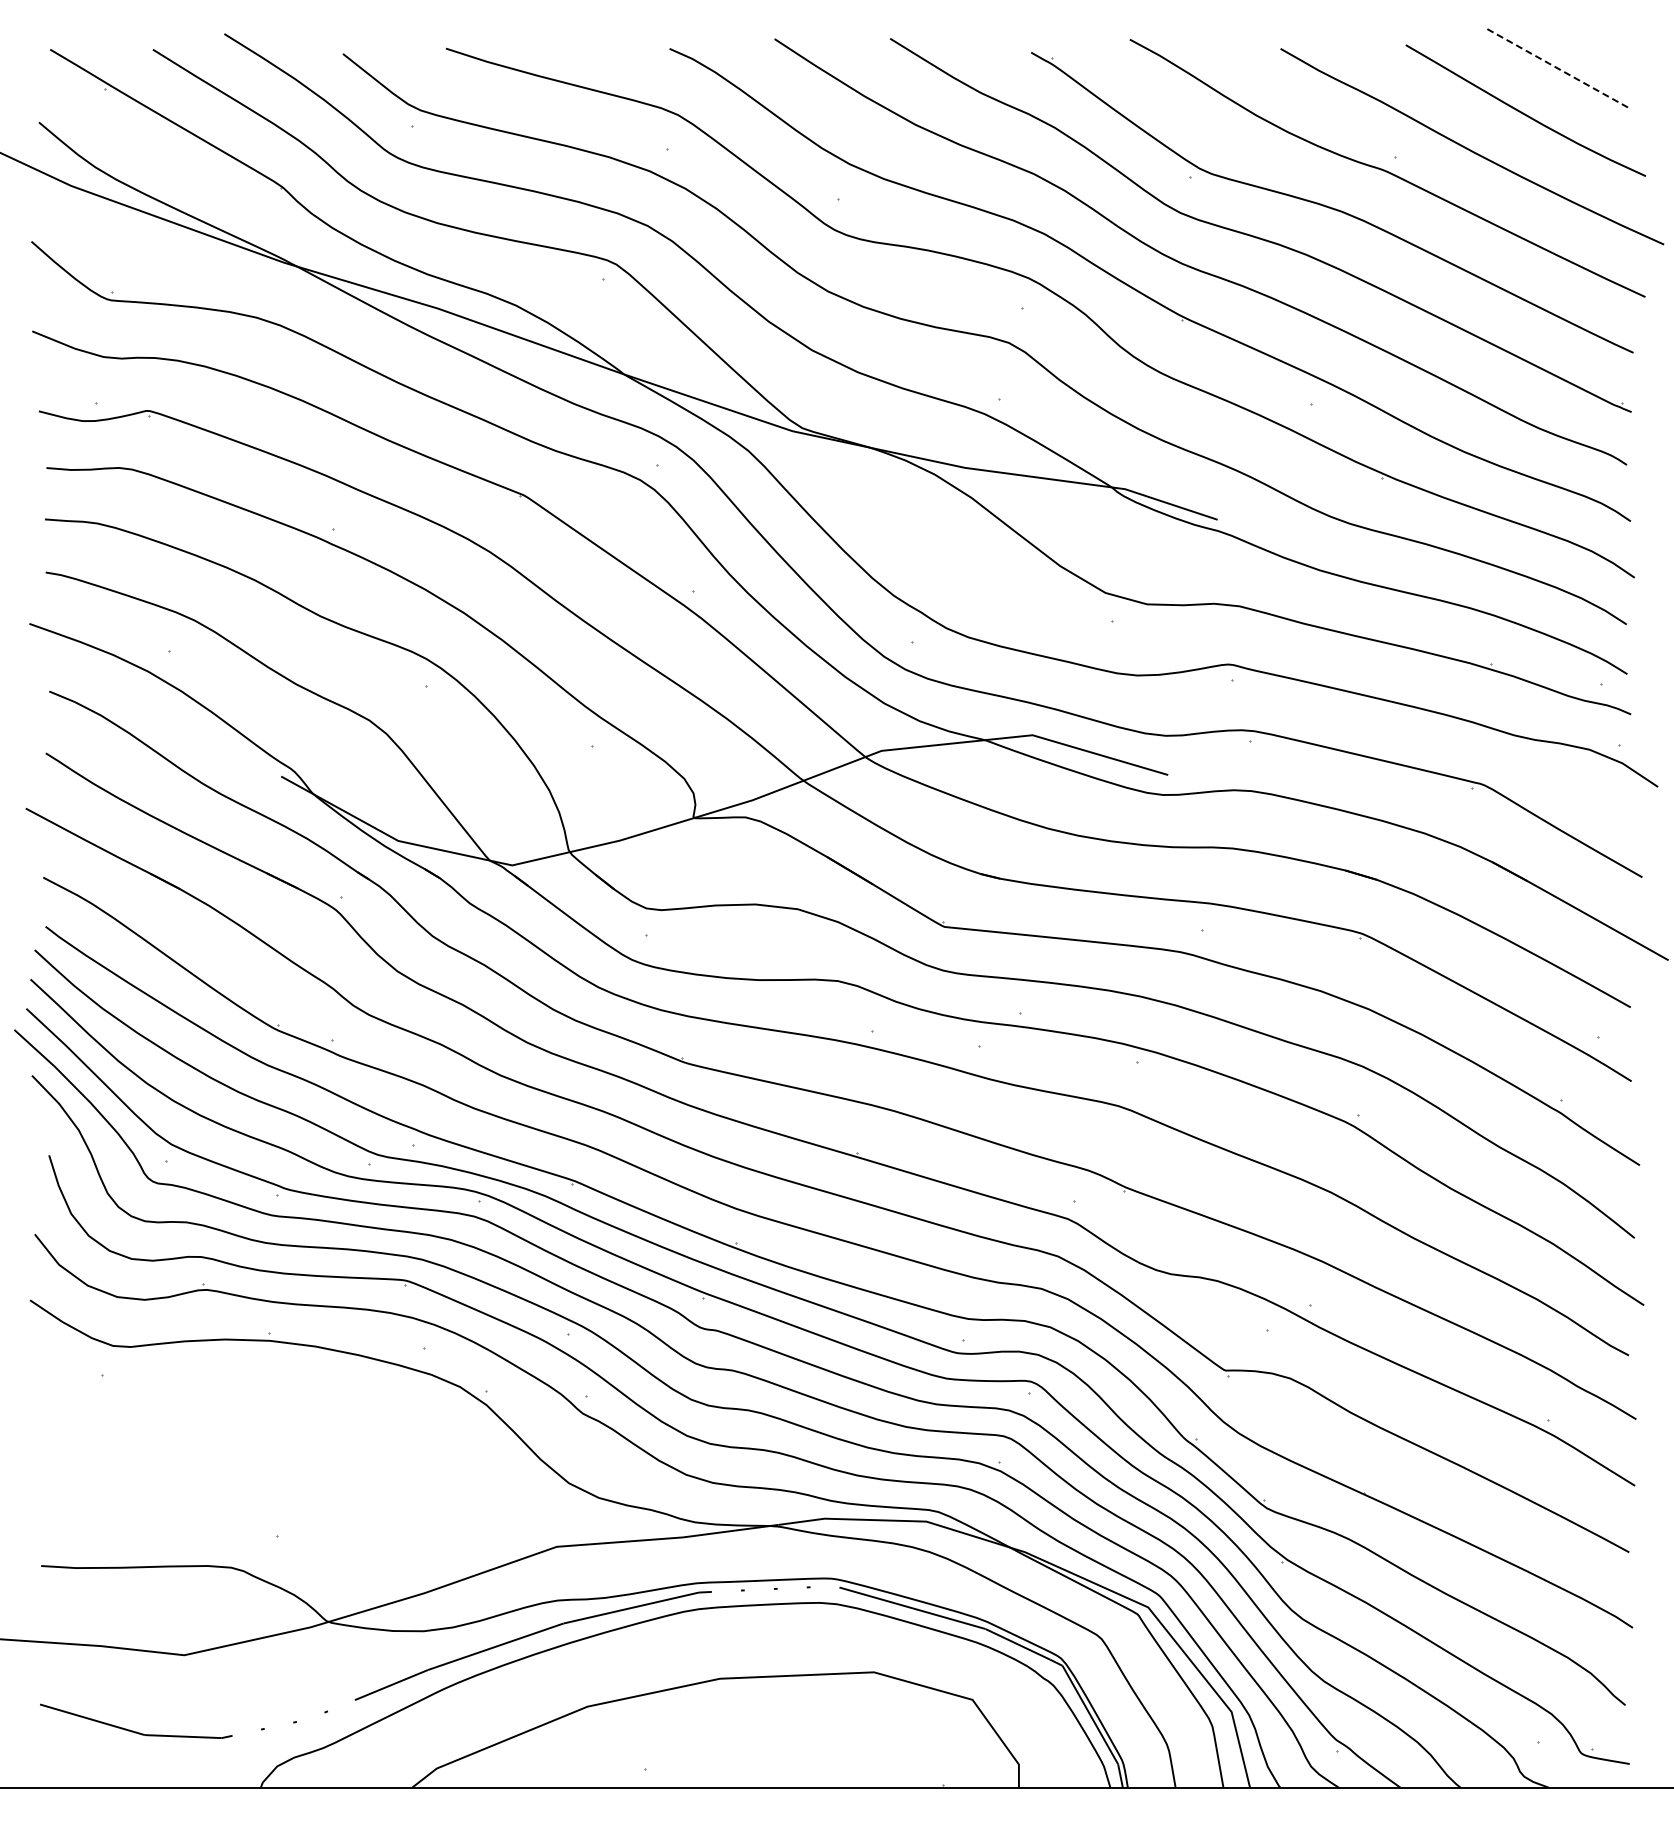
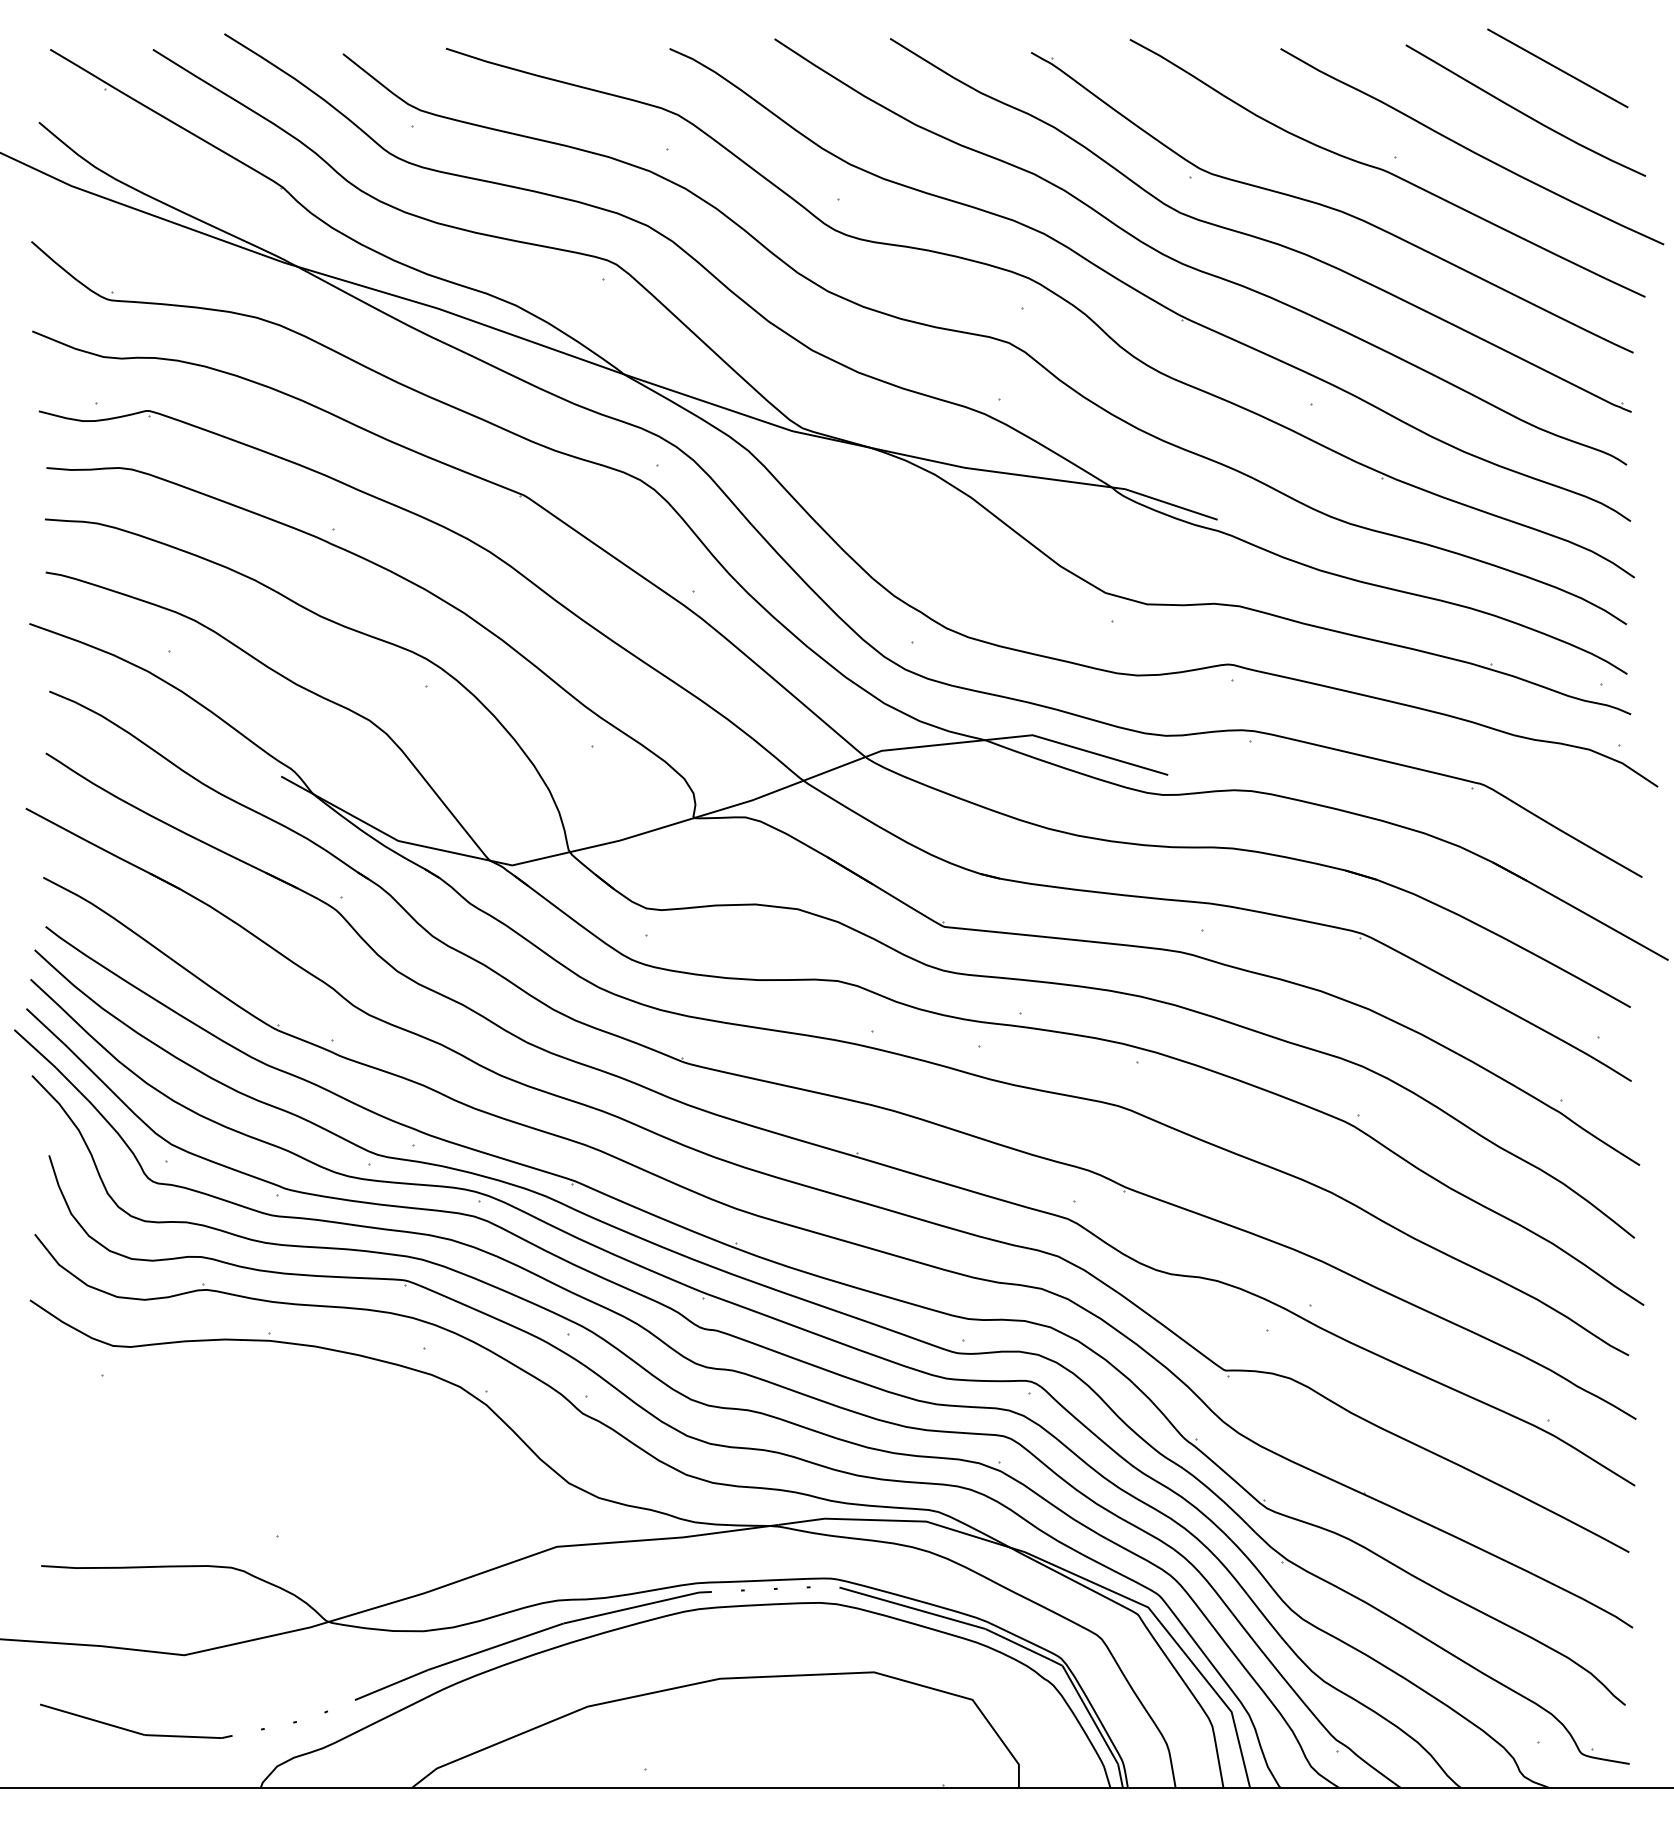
line: dashed -> solid (1557, 68)
